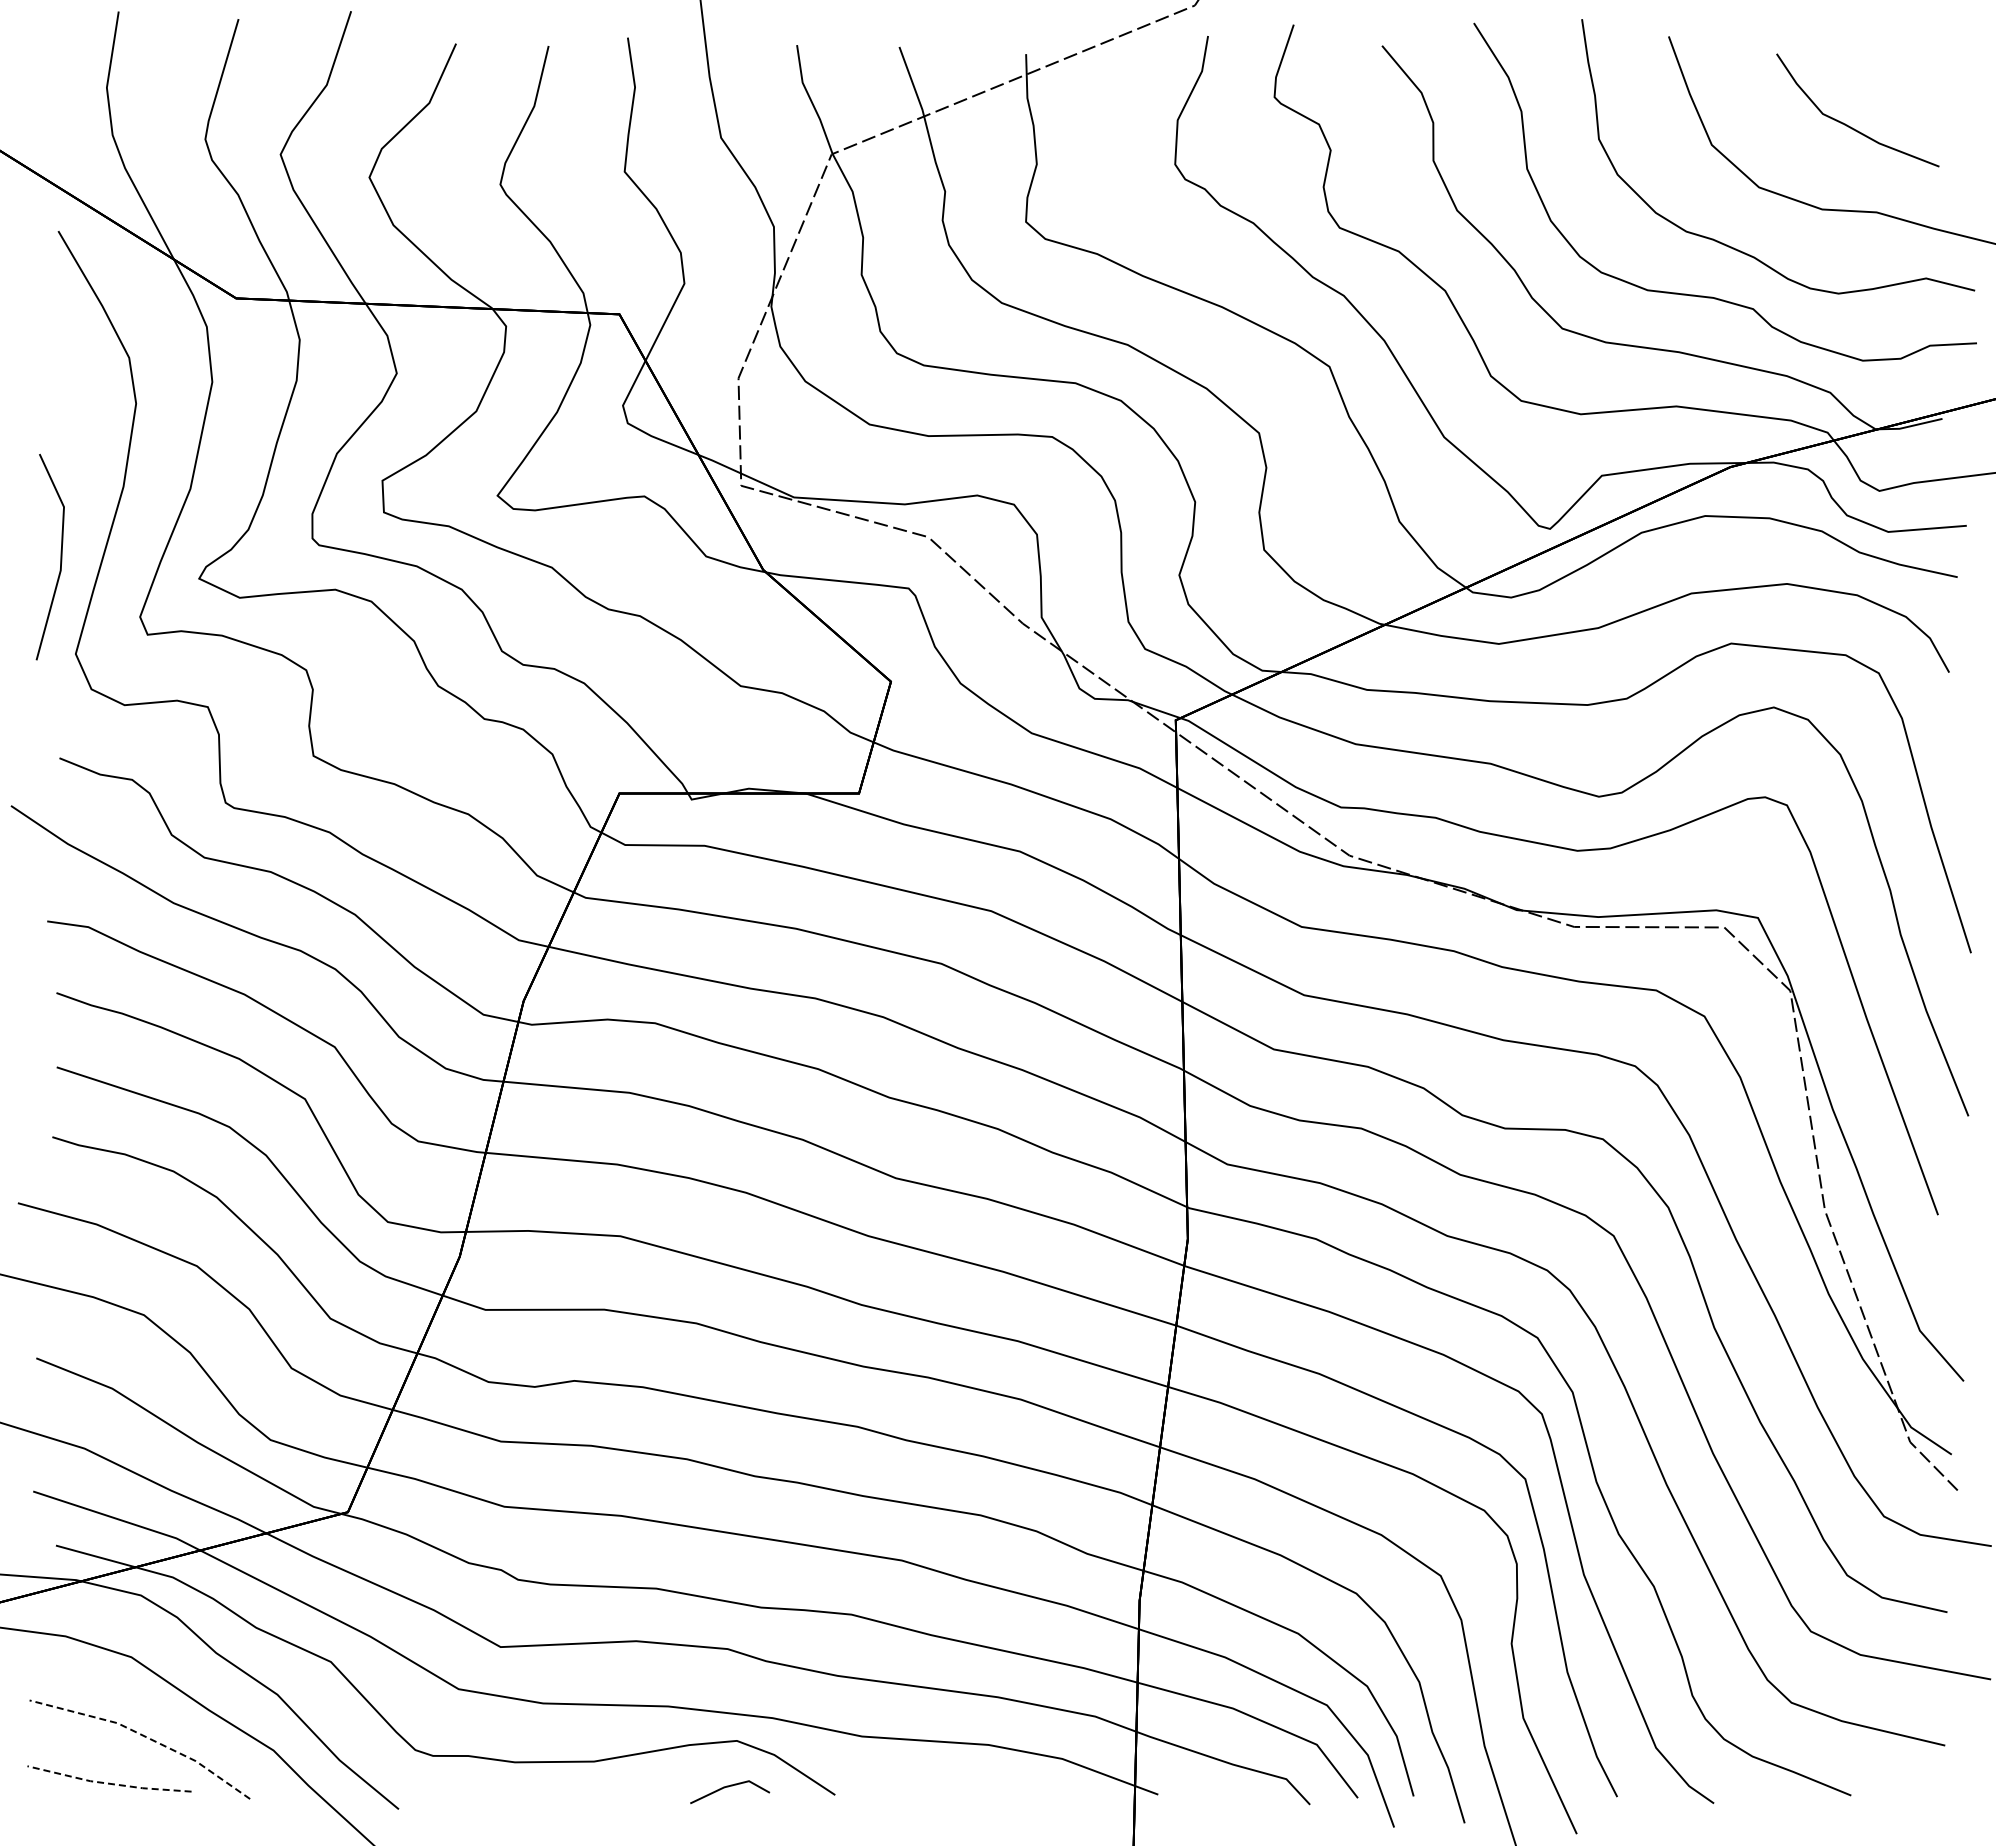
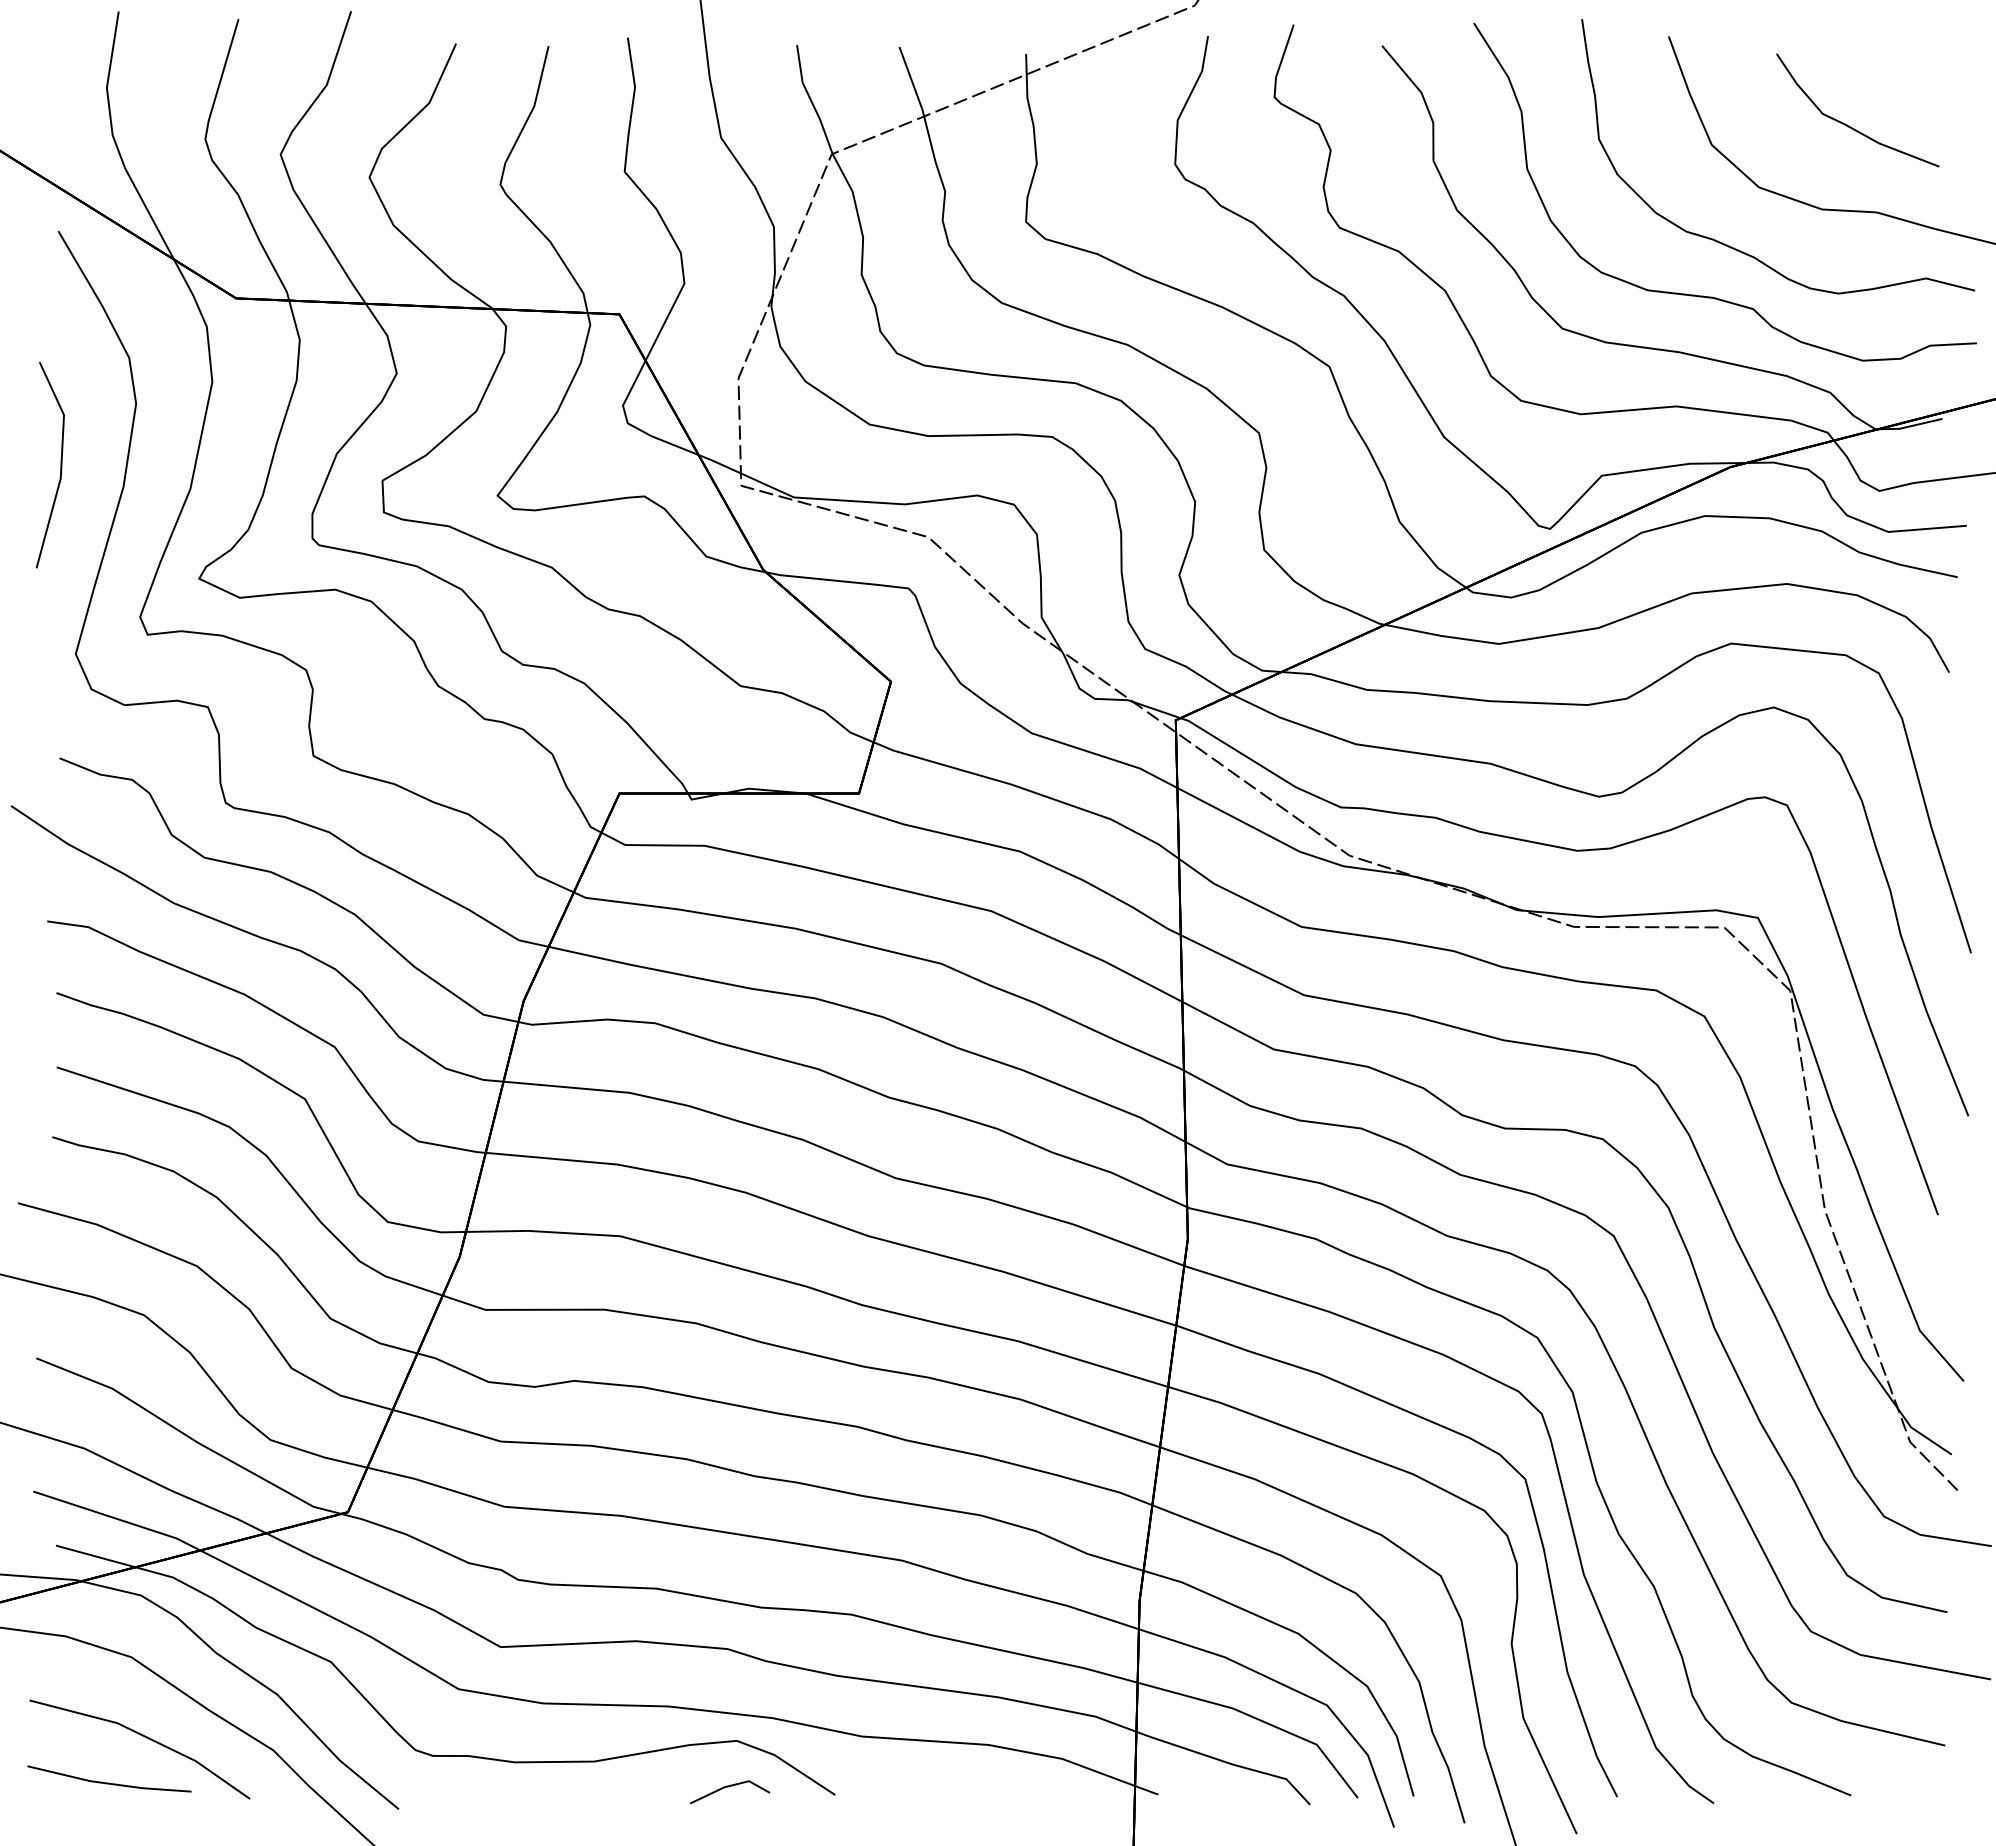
line position: (60, 556) -> (60, 464) (60, 464)
line: dashed -> solid (146, 1737)
line: dashed -> solid (109, 1783)
